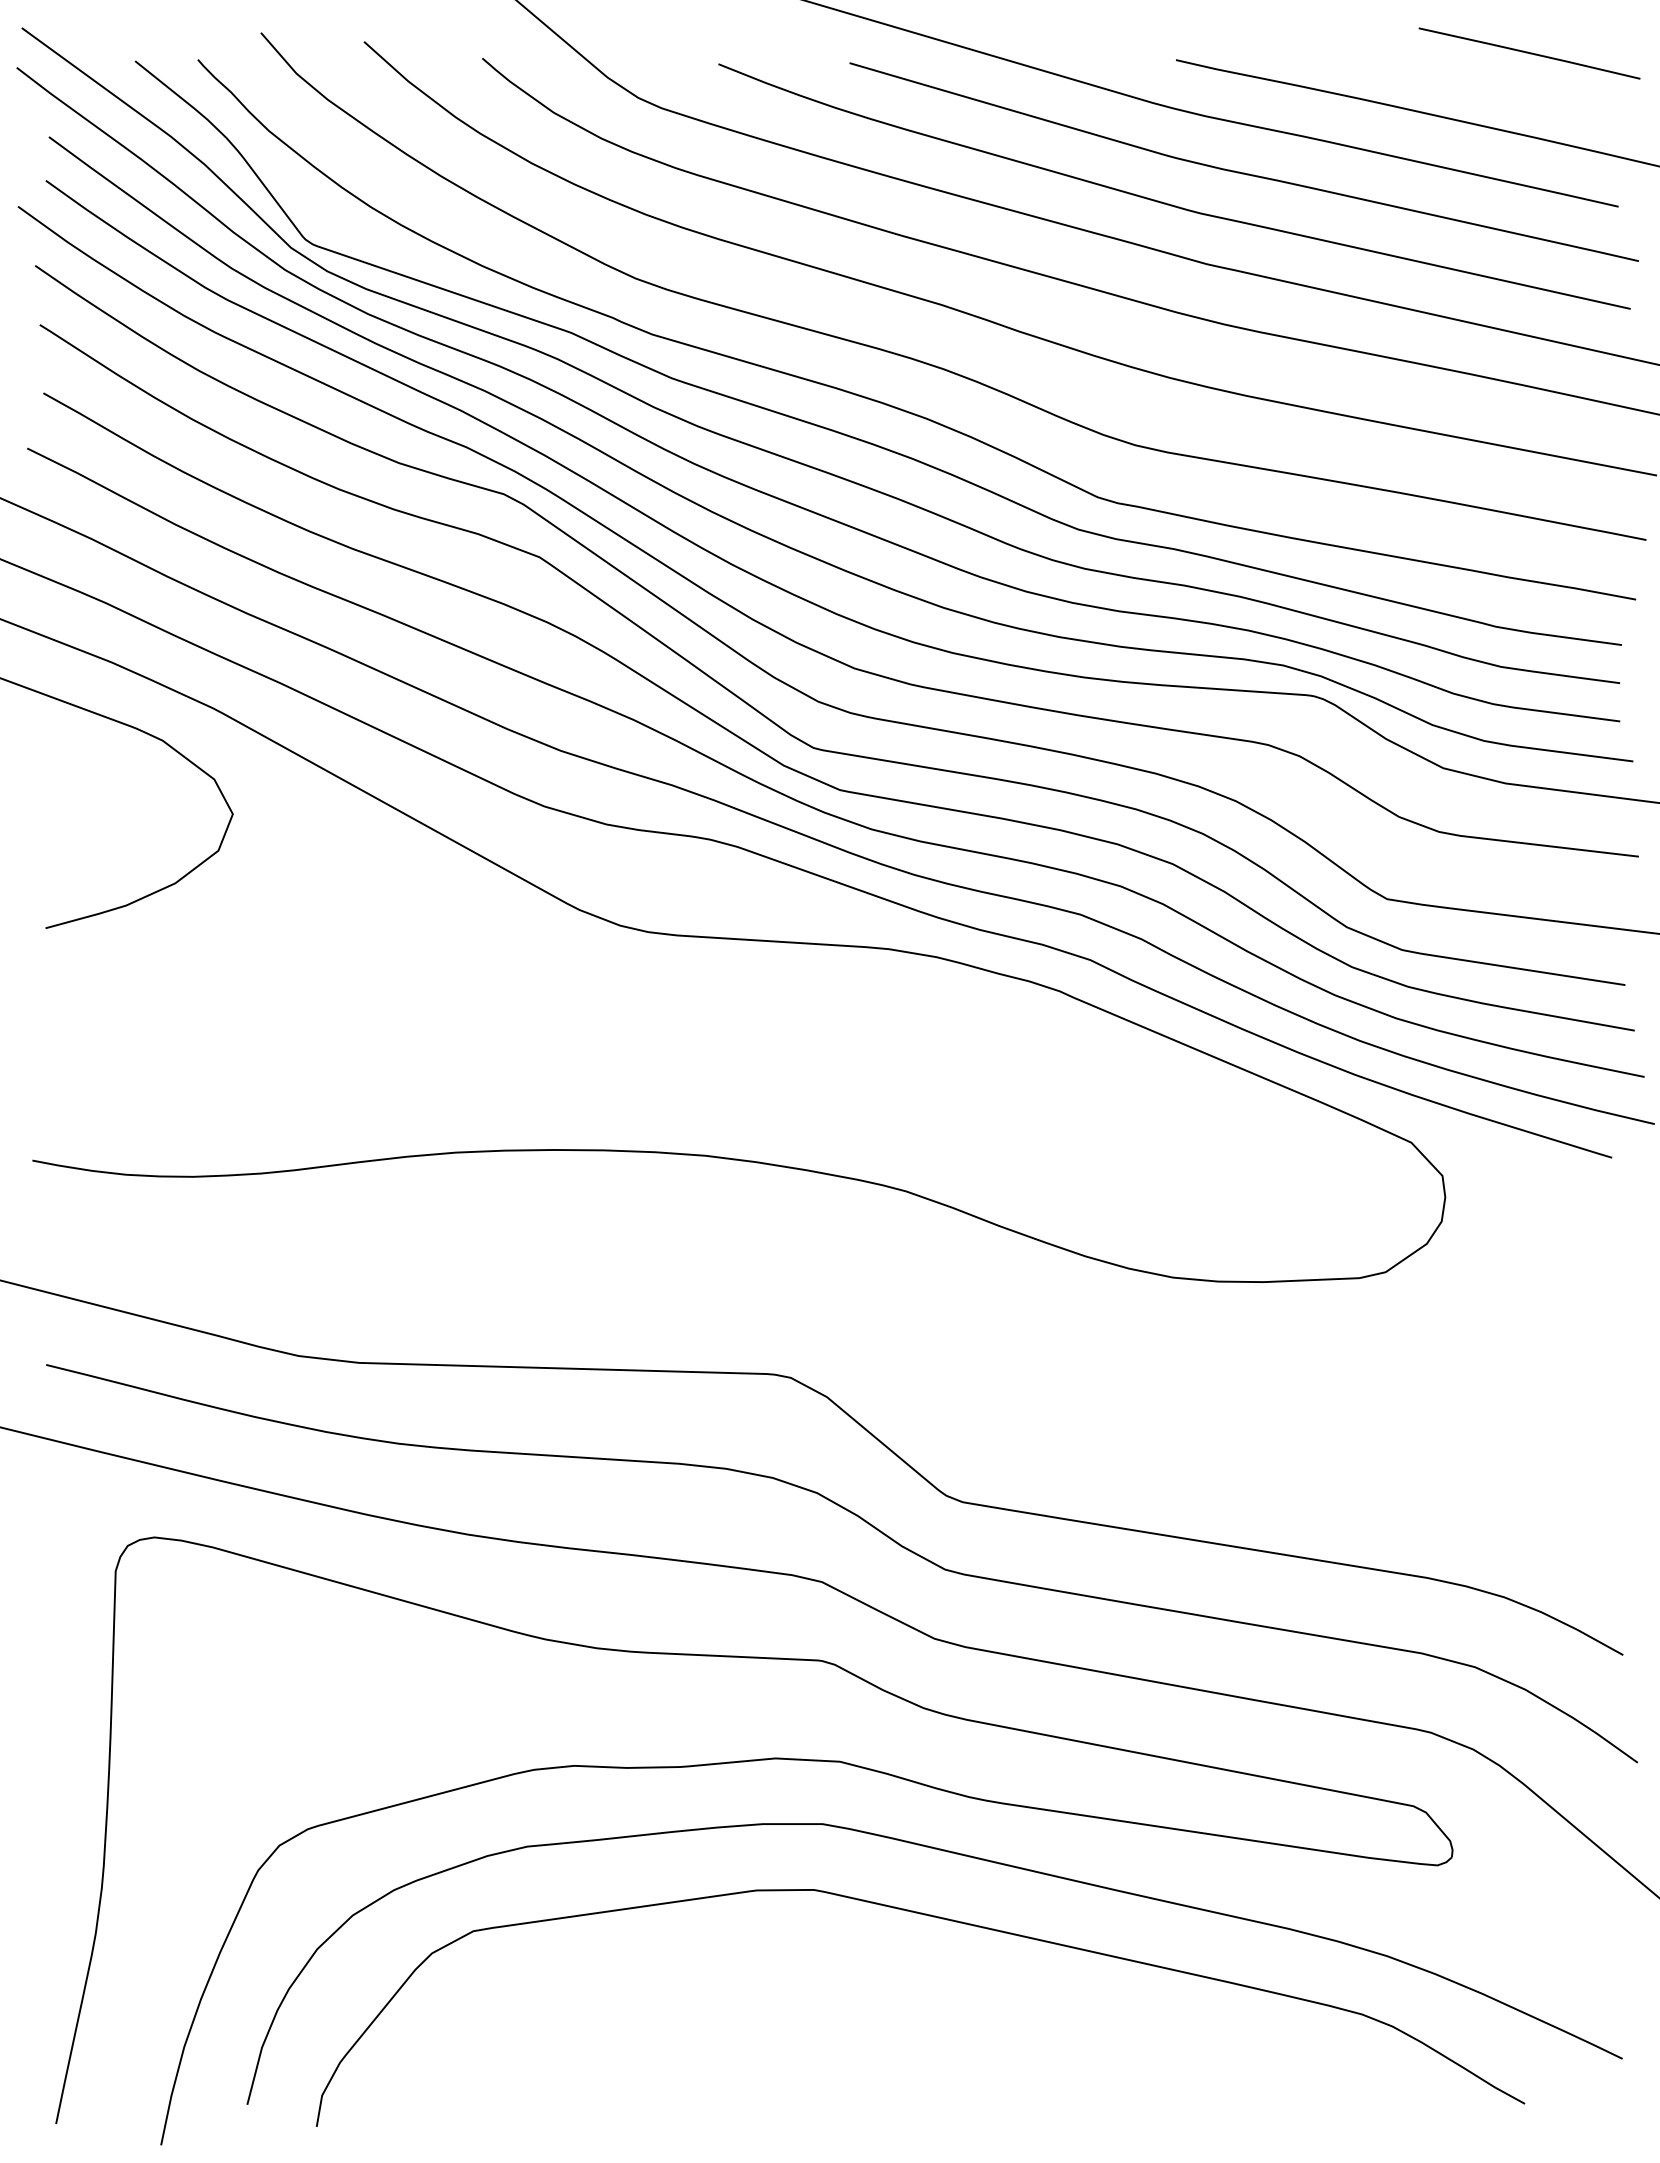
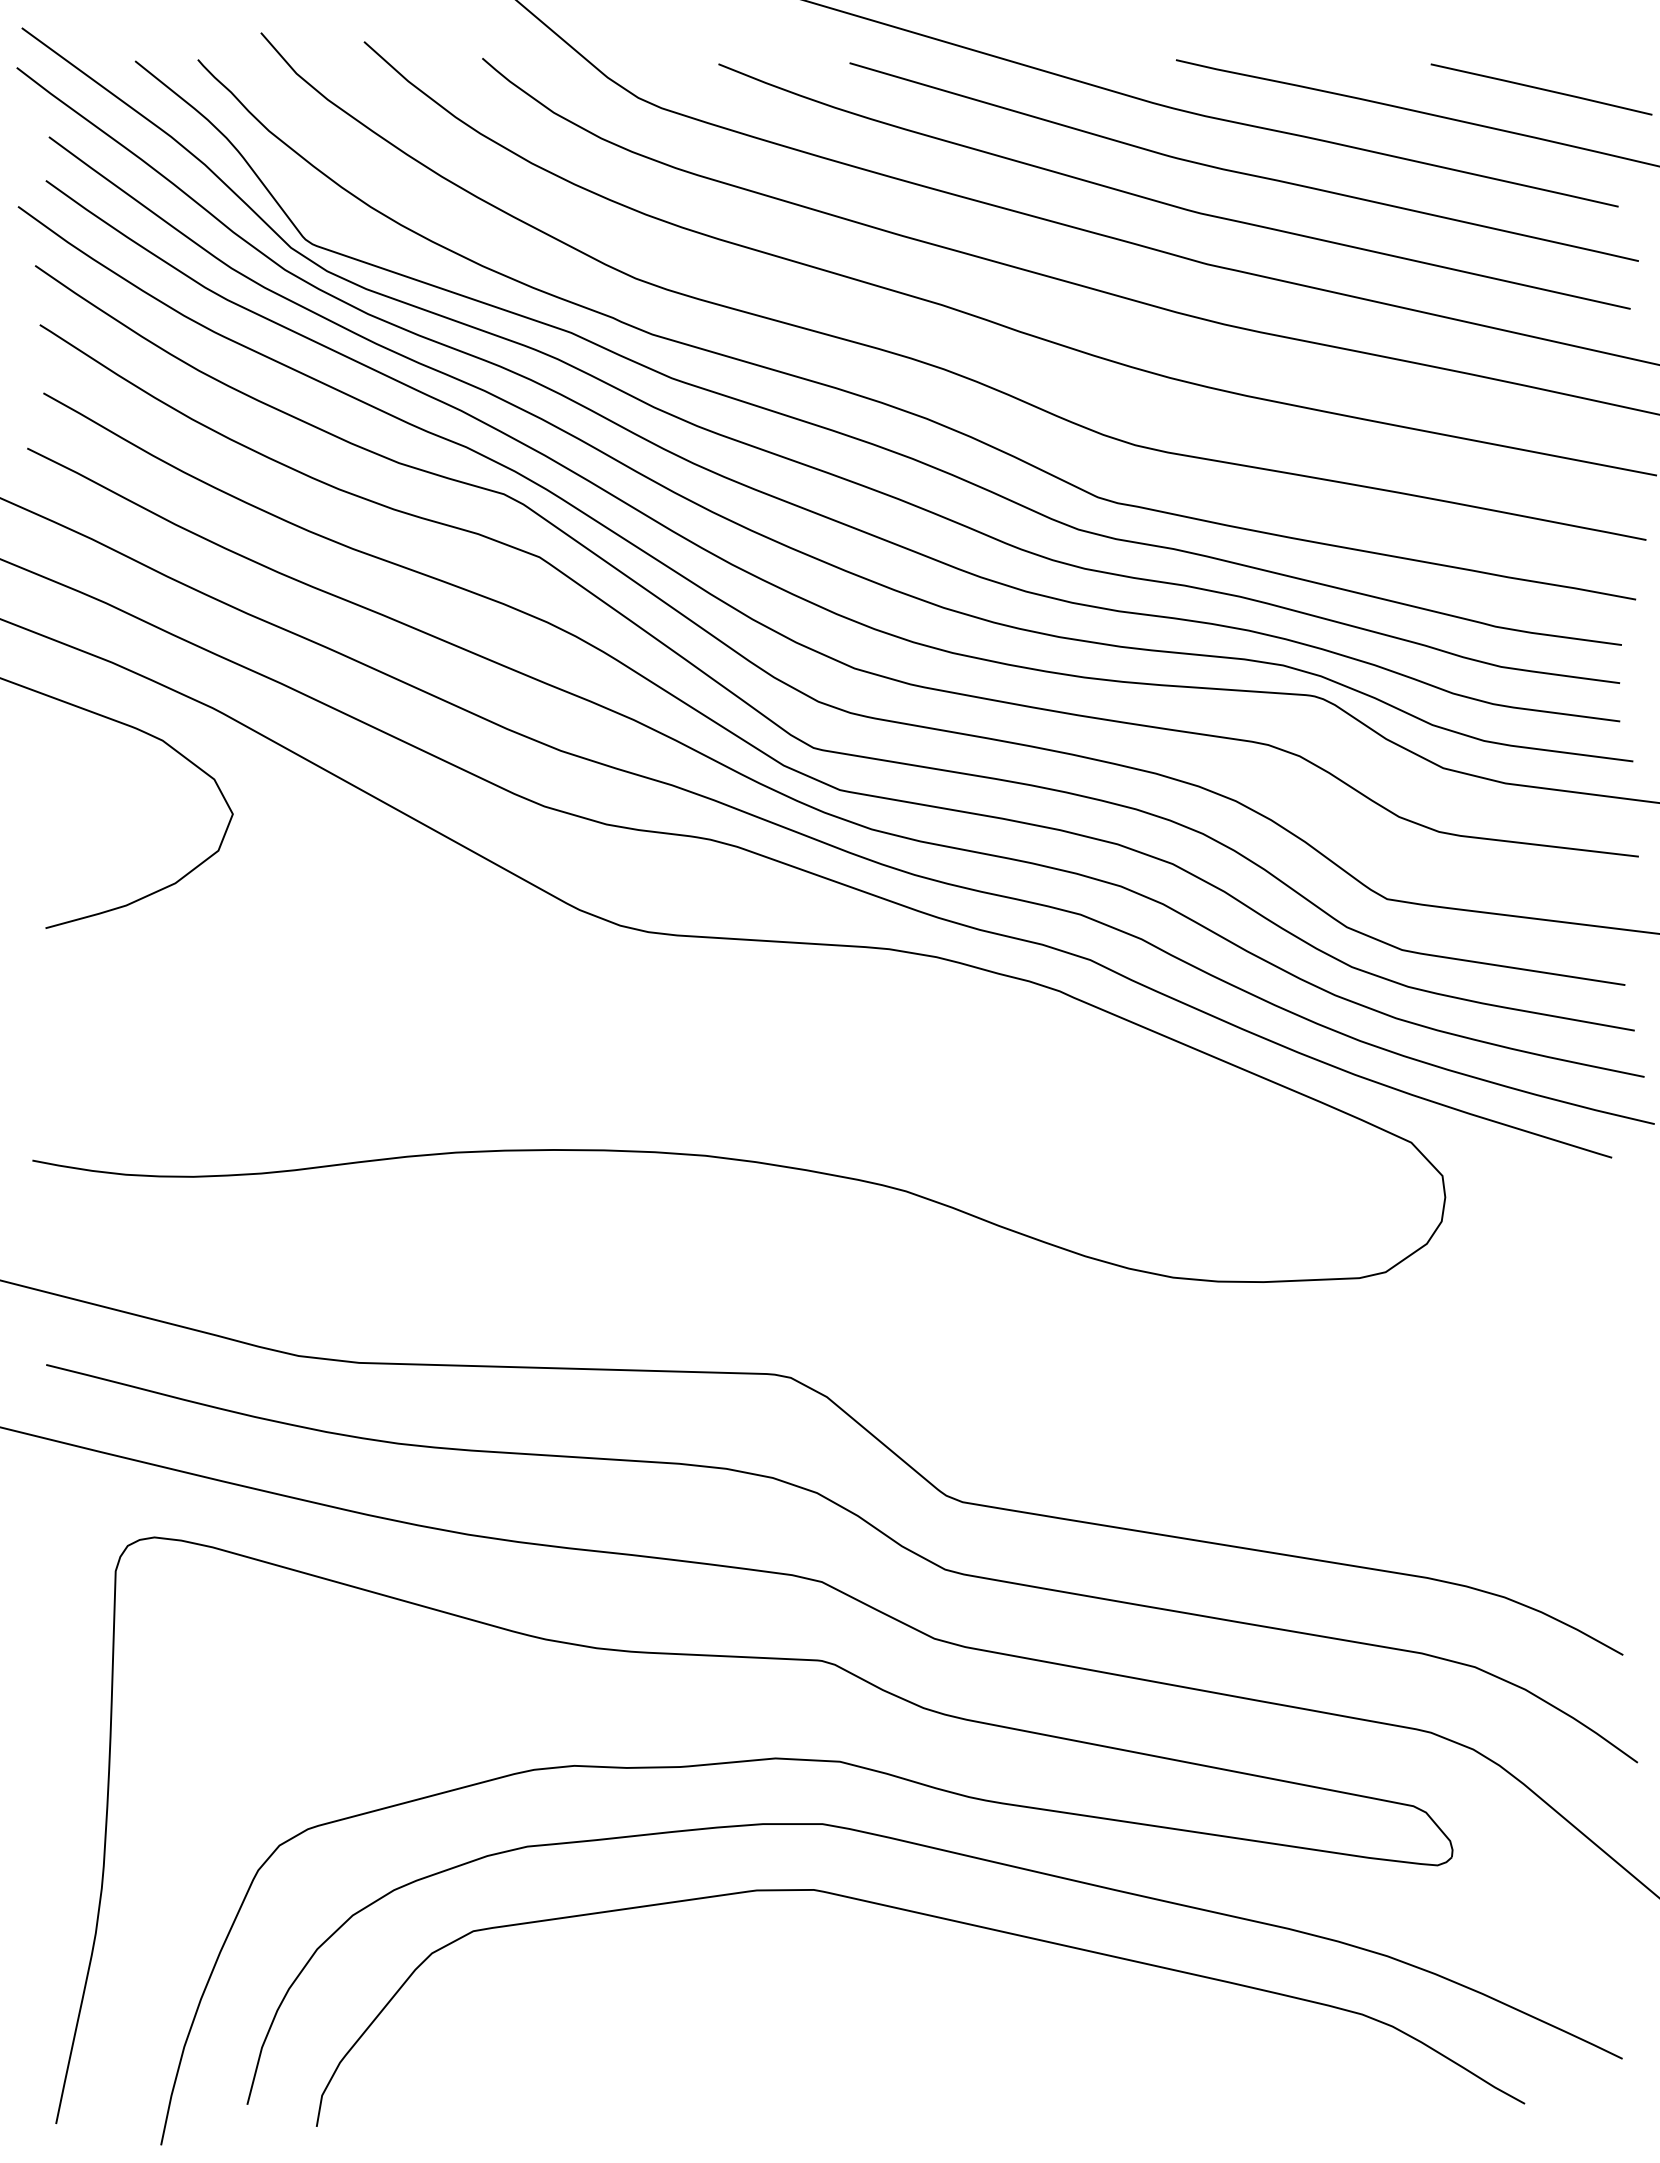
line position: (1529, 53) -> (1541, 89) (1541, 89)
